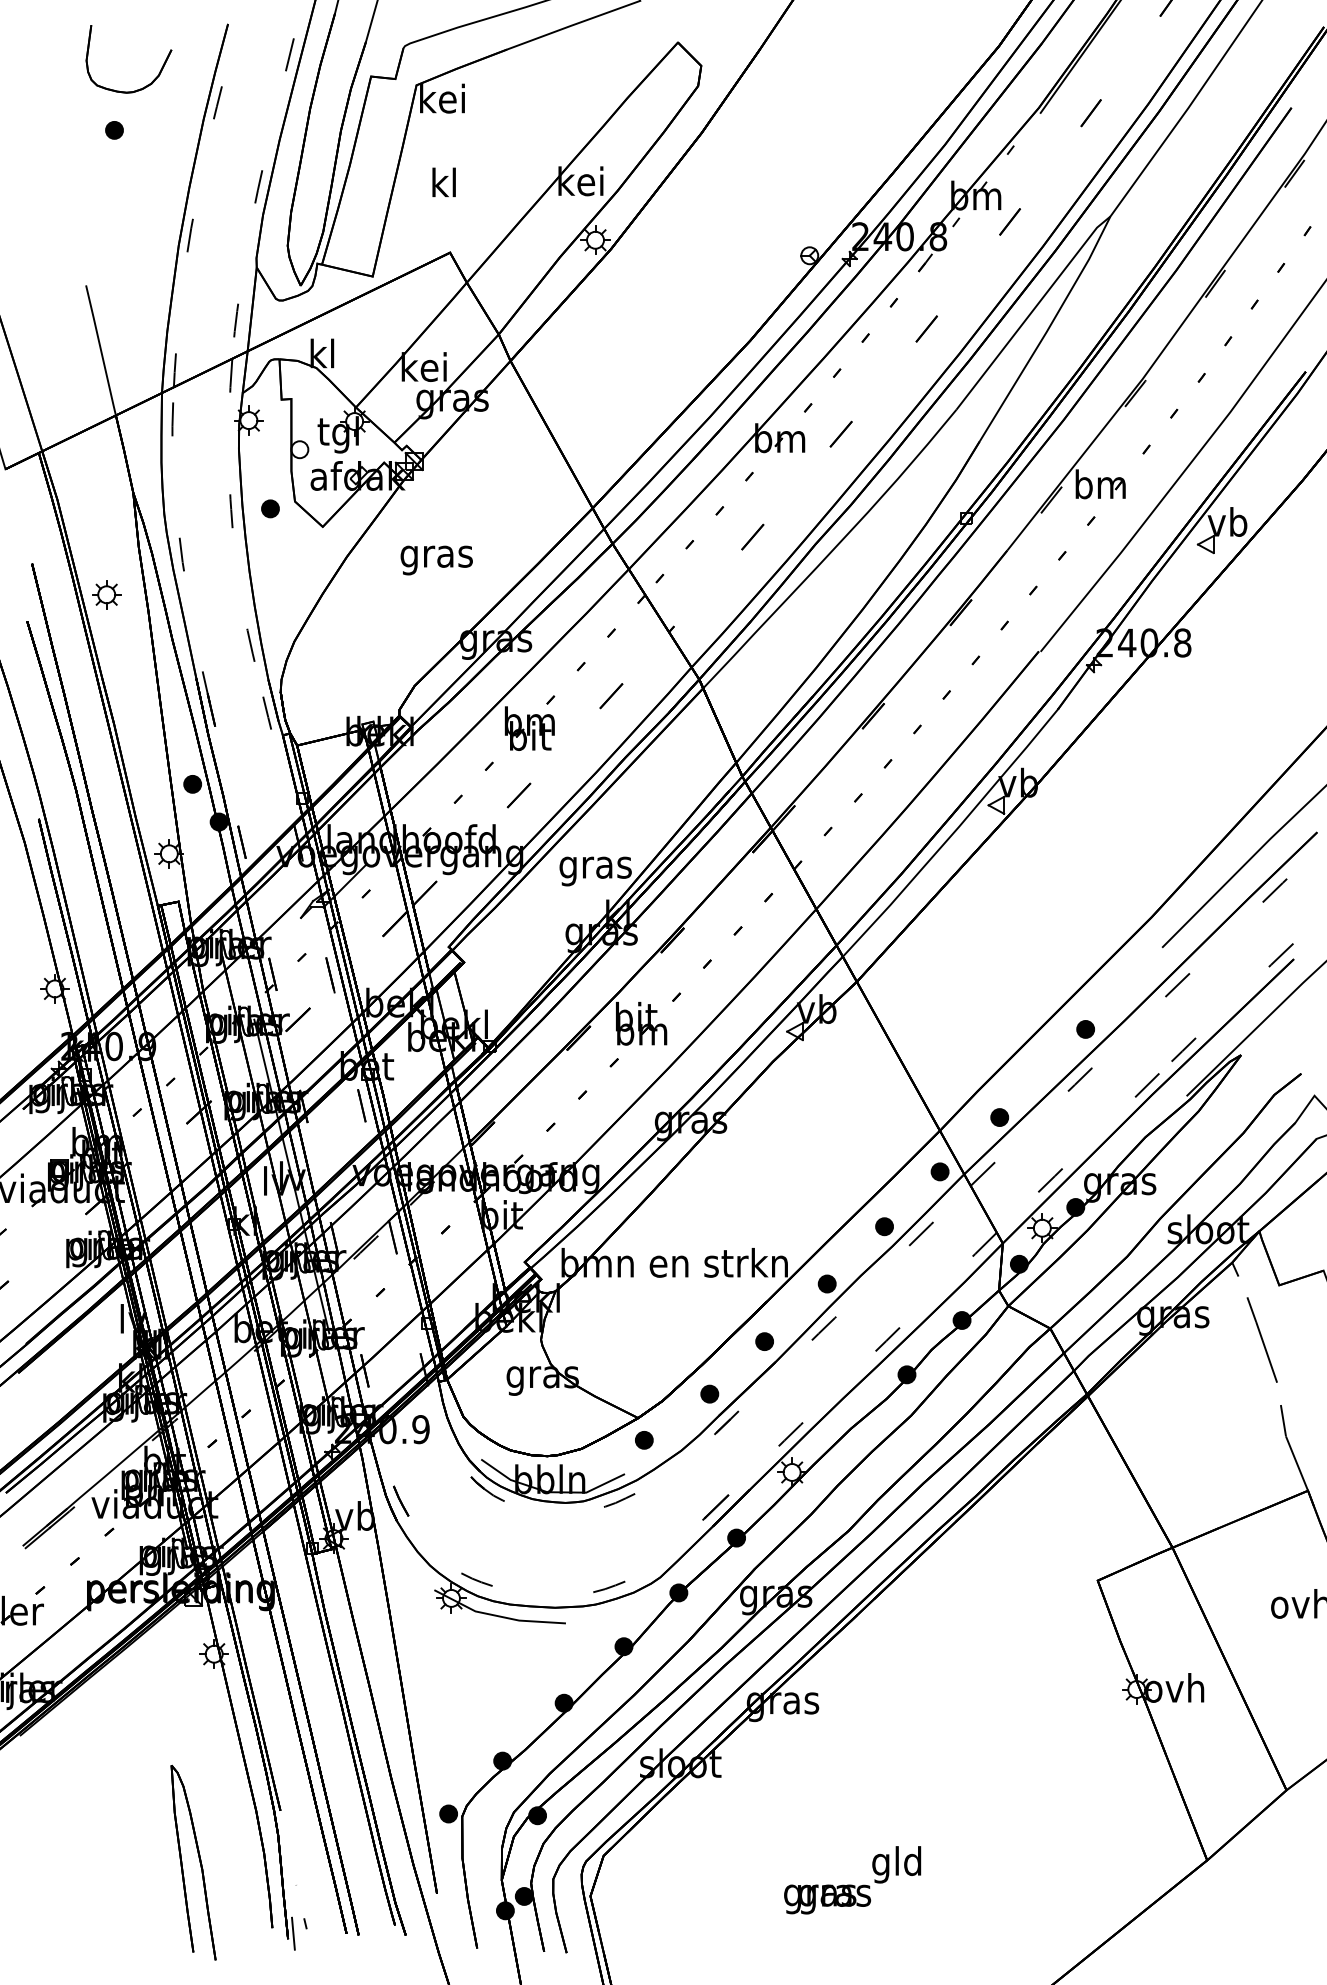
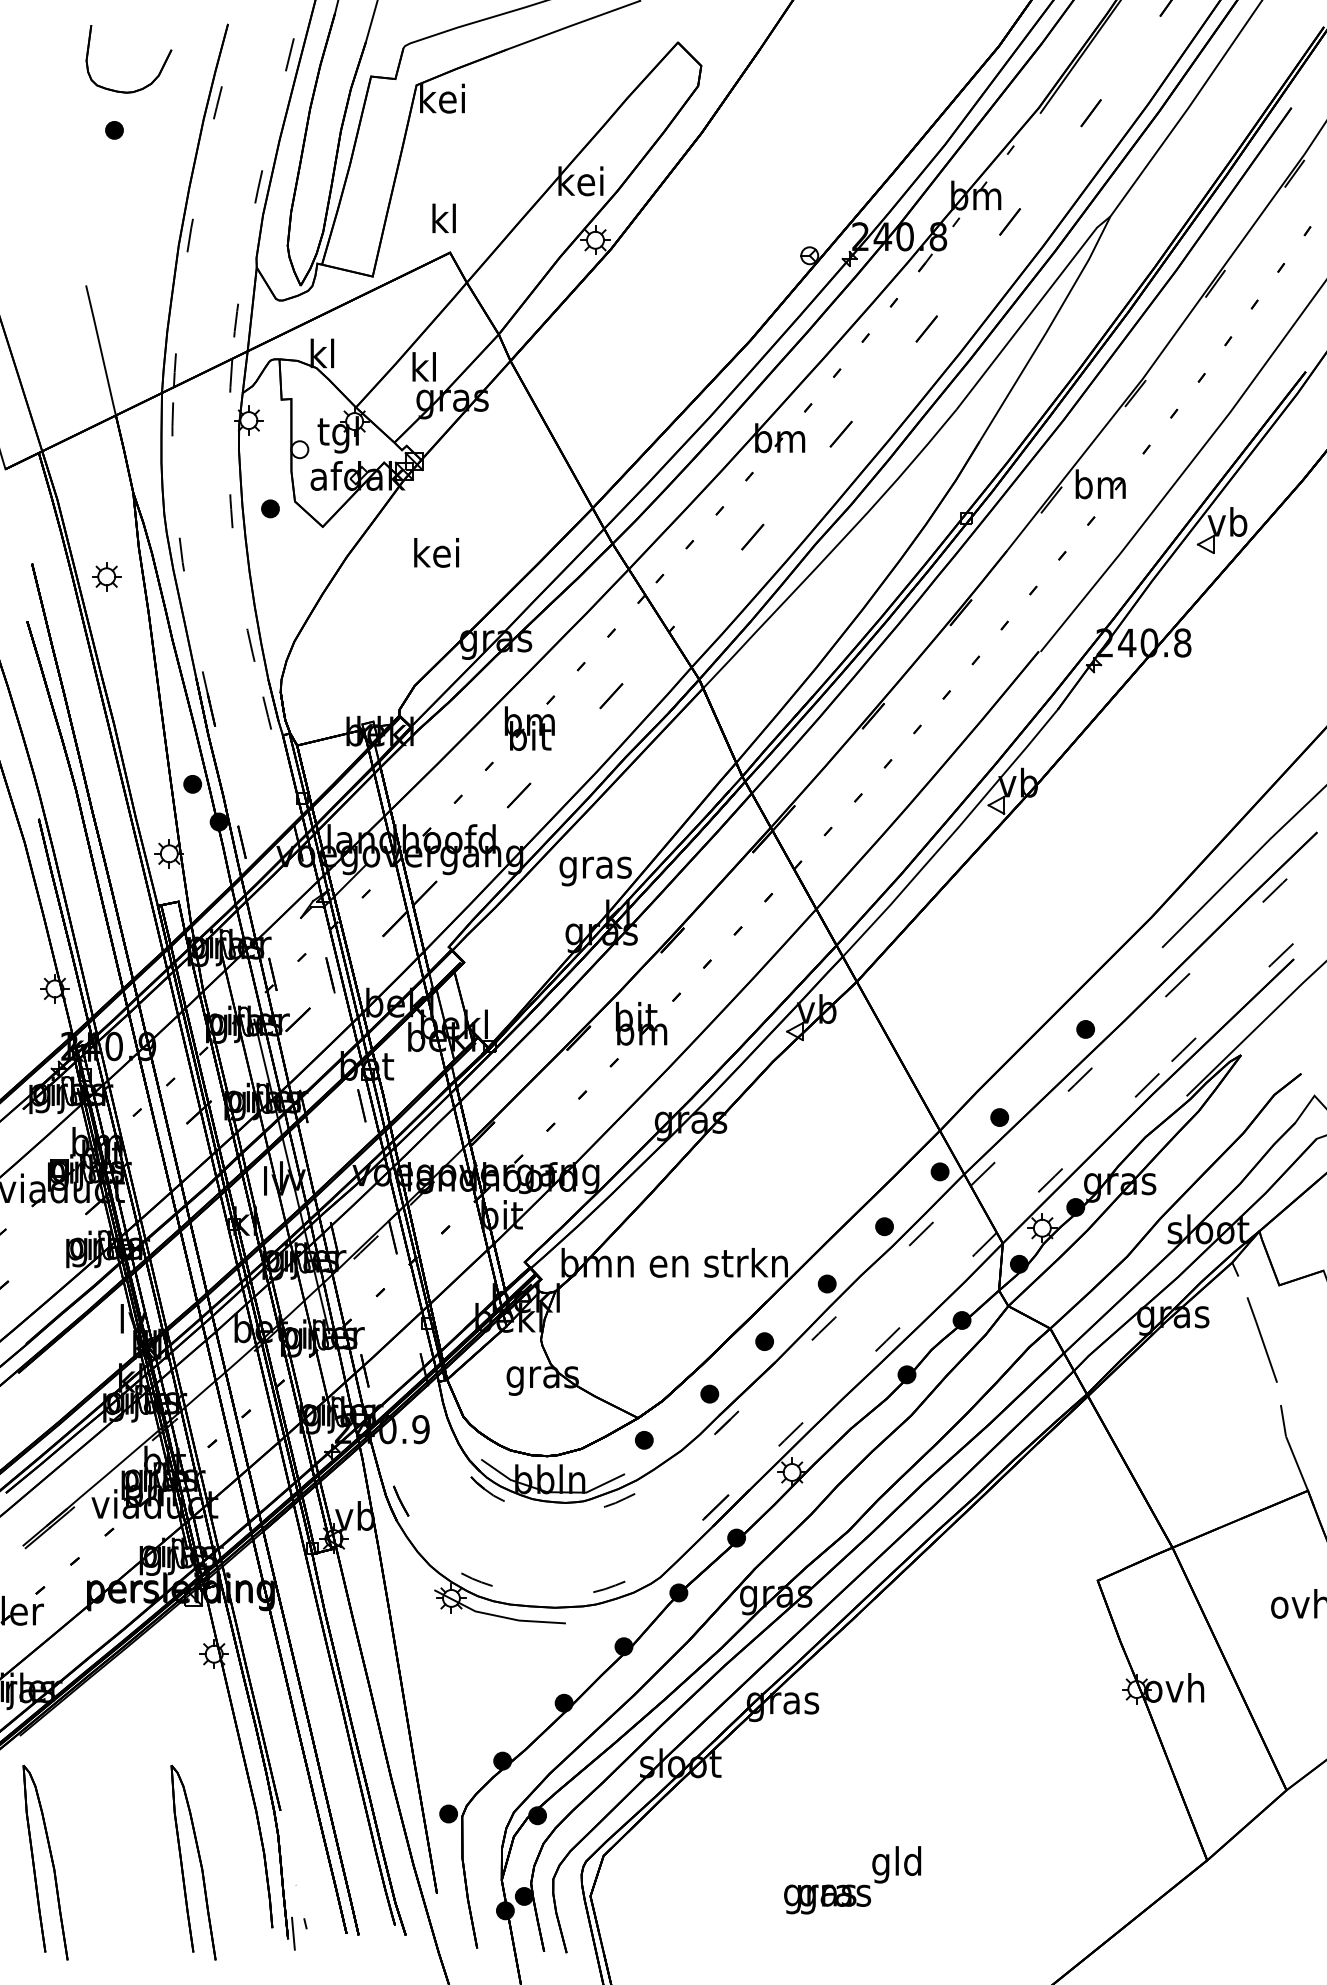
text position: (443, 181) -> (443, 217) (443, 217)
text: kei -> kl (423, 366)
text: gras -> kei (436, 556)
part position: (106, 594) -> (106, 576) (106, 576)
part: none -> present (45, 1862)
